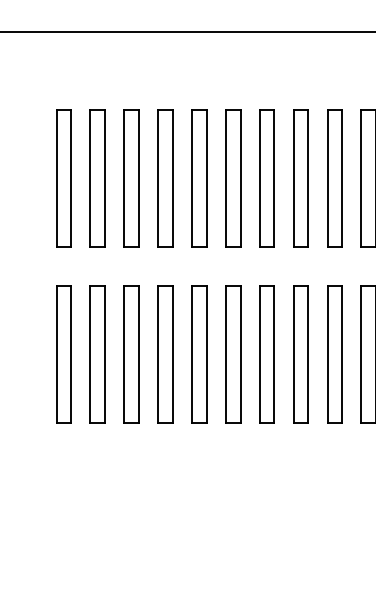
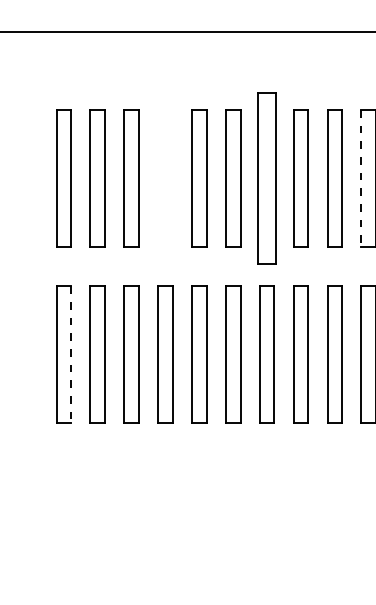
part: present -> none (165, 178)
part size: 16x139 px -> 20x173 px (266, 178)
line: solid -> dashed (361, 178)
line: solid -> dashed (71, 354)
